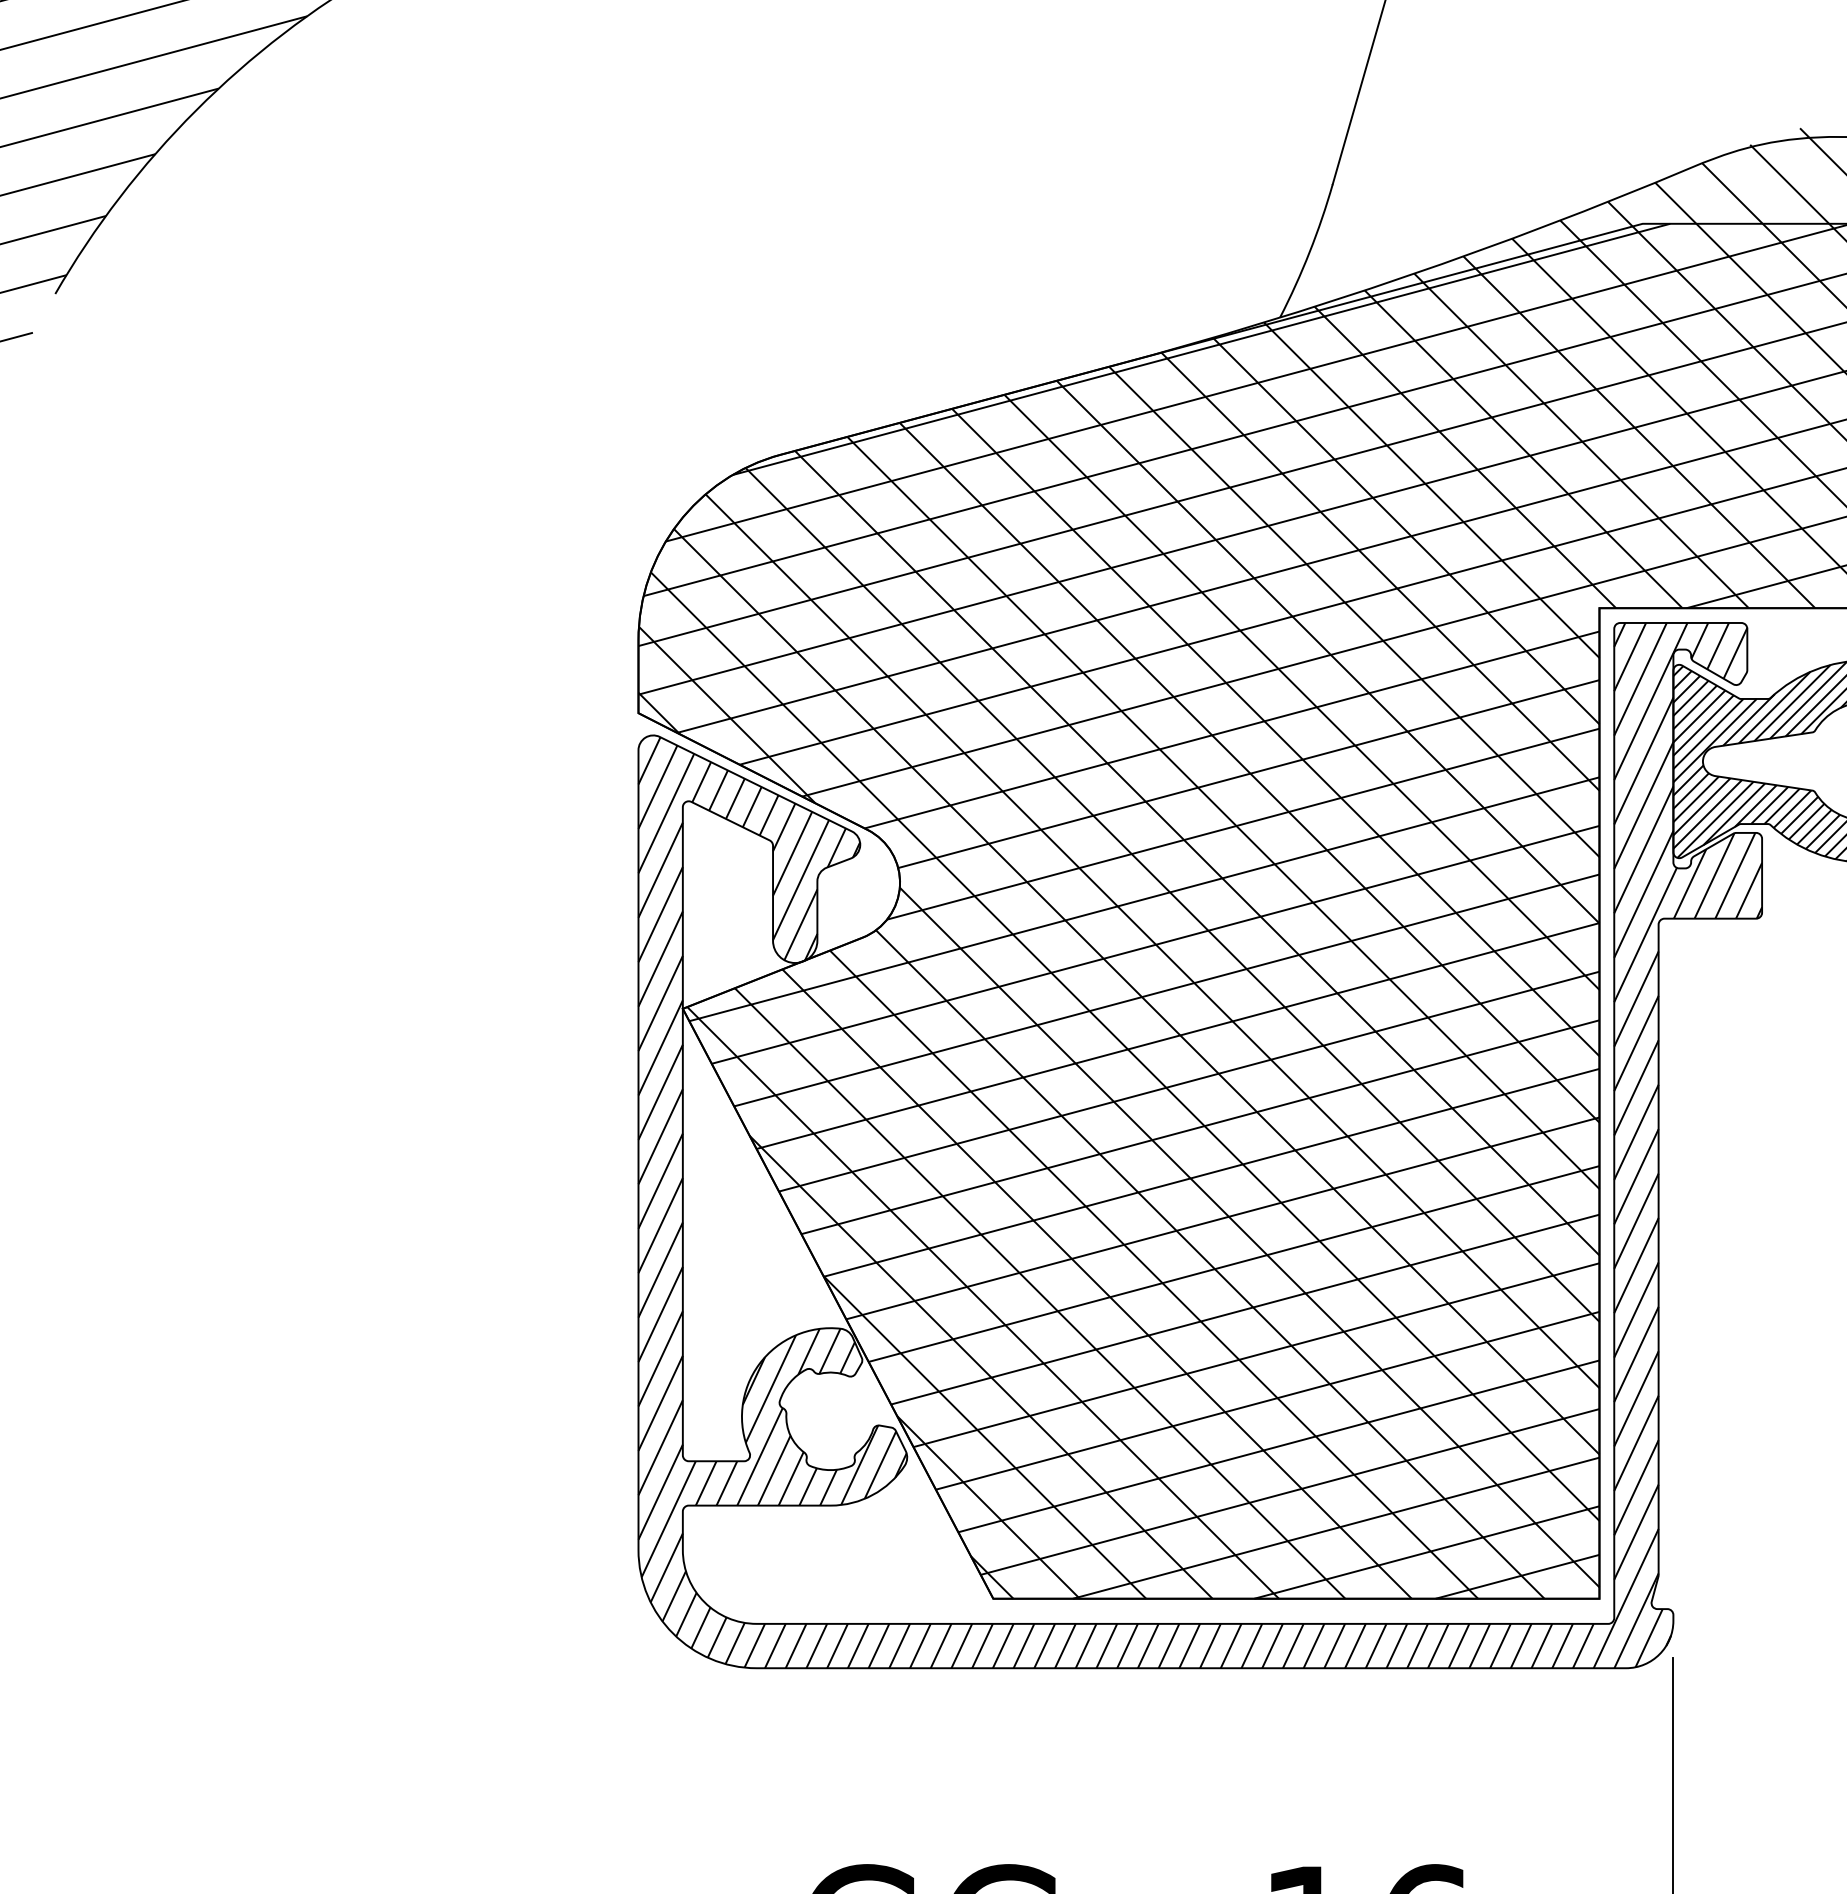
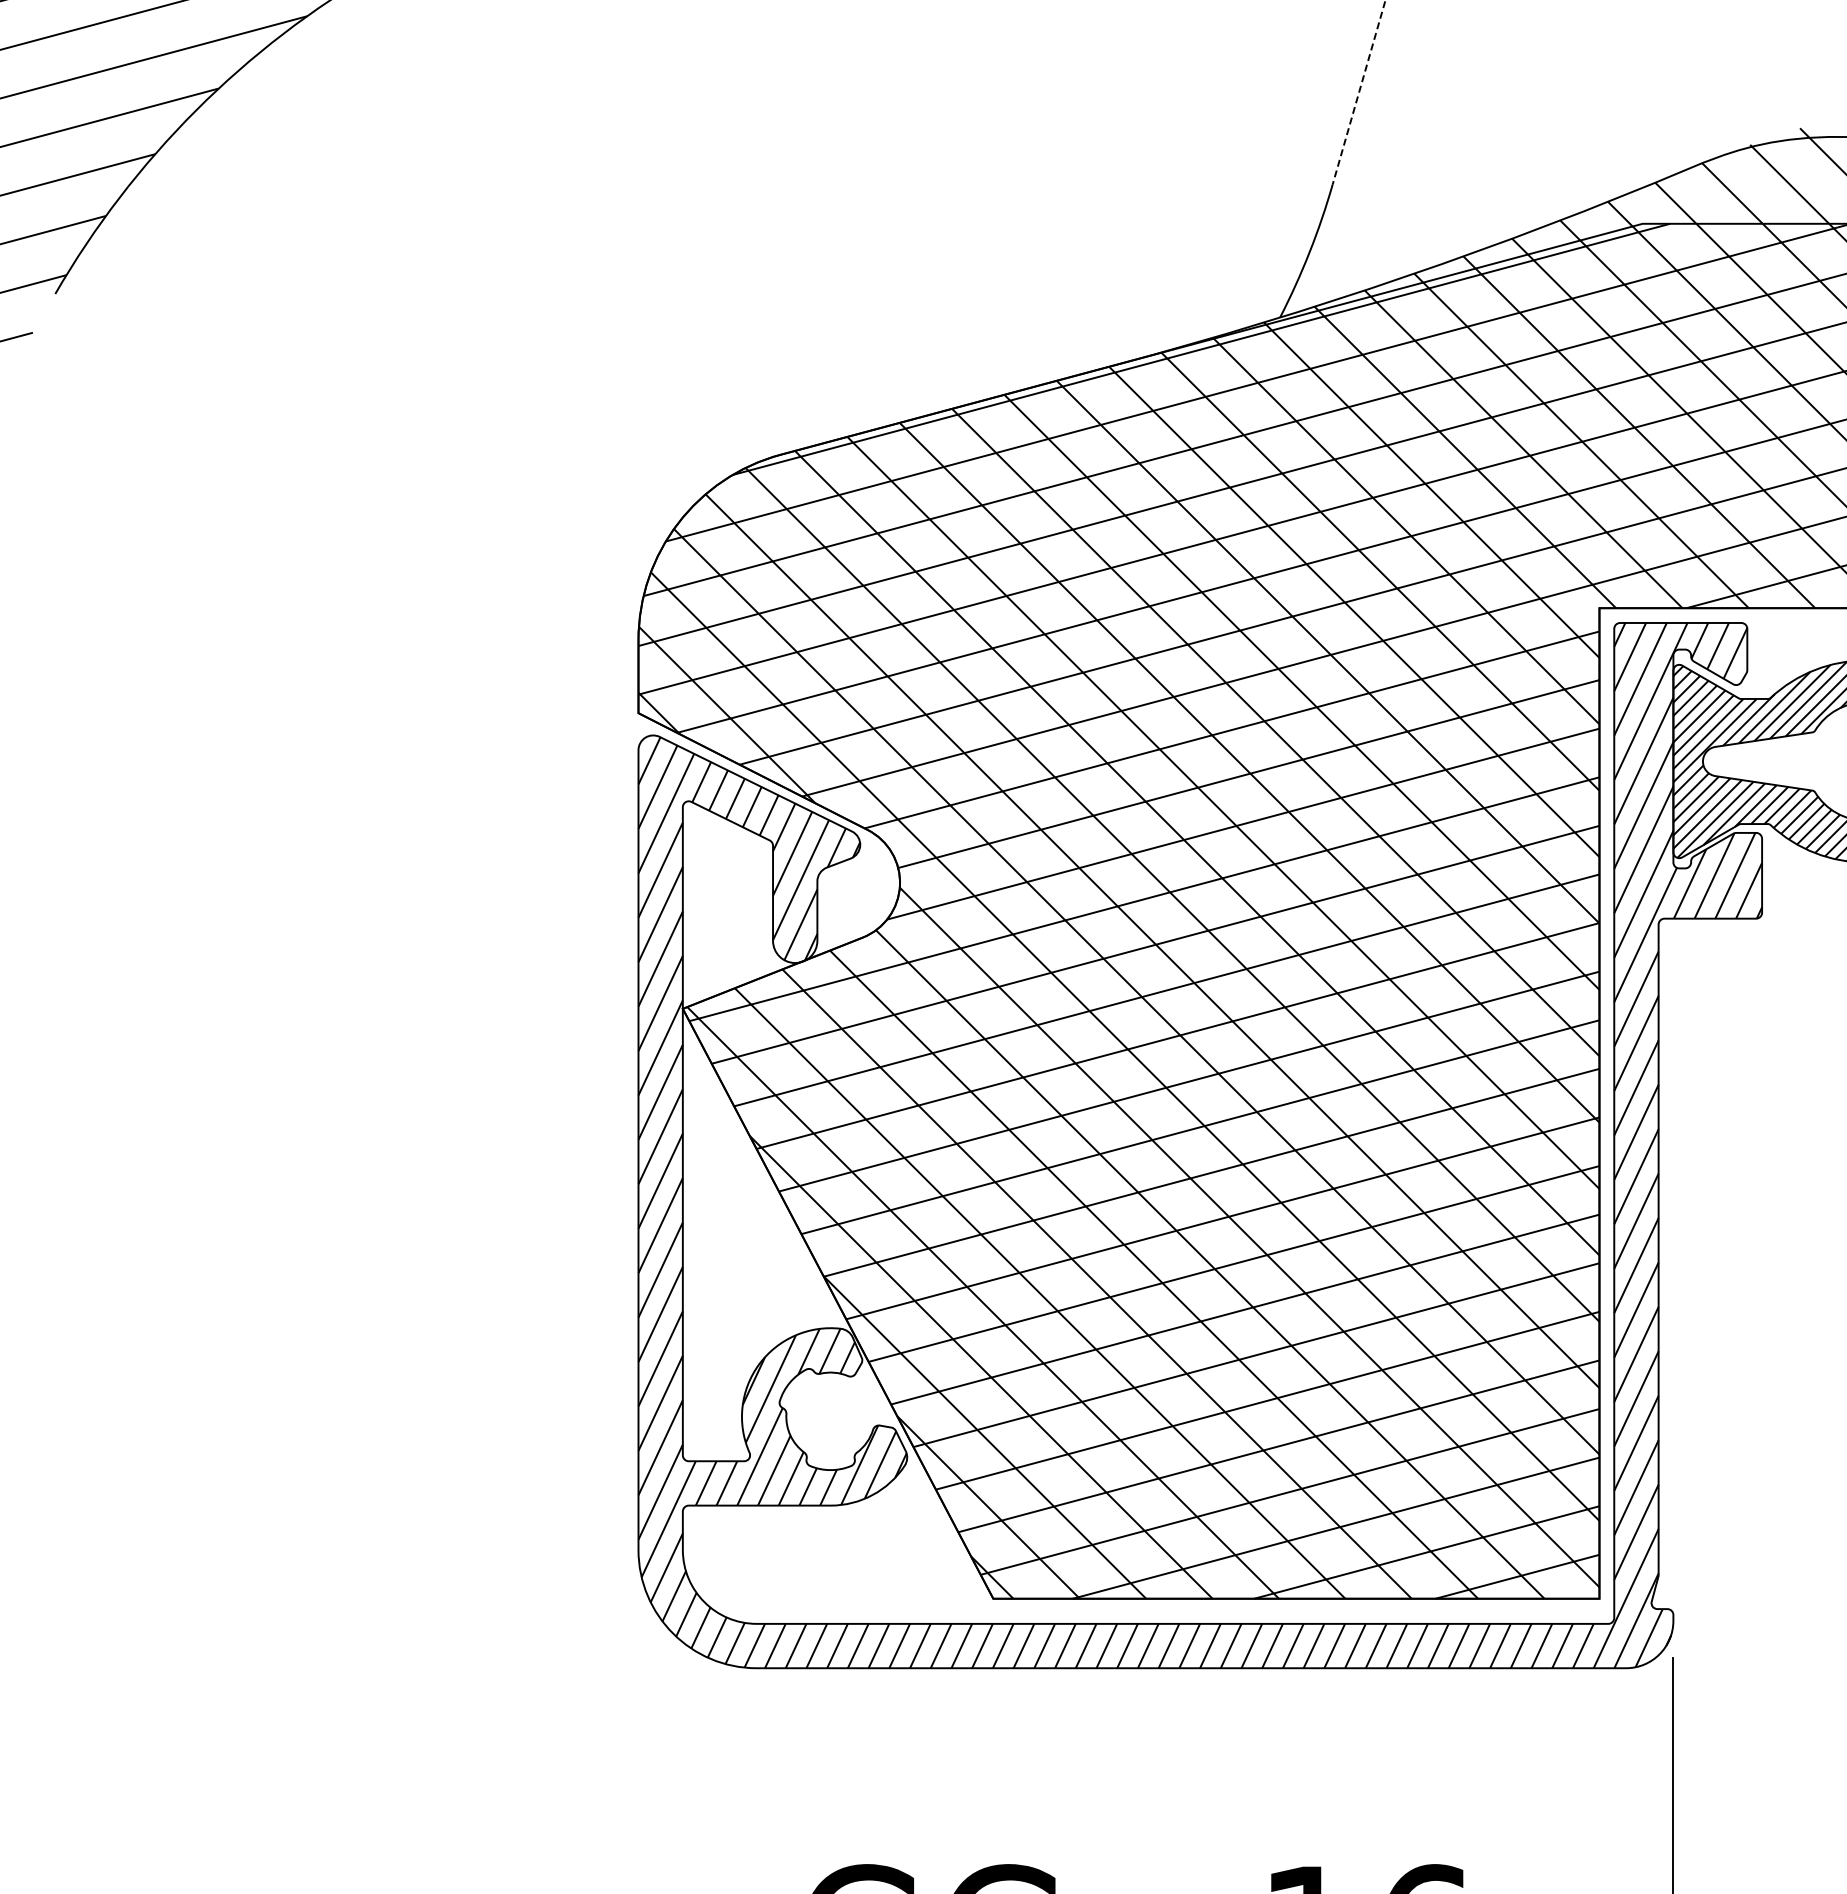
line: solid -> dashed (1359, 92)
